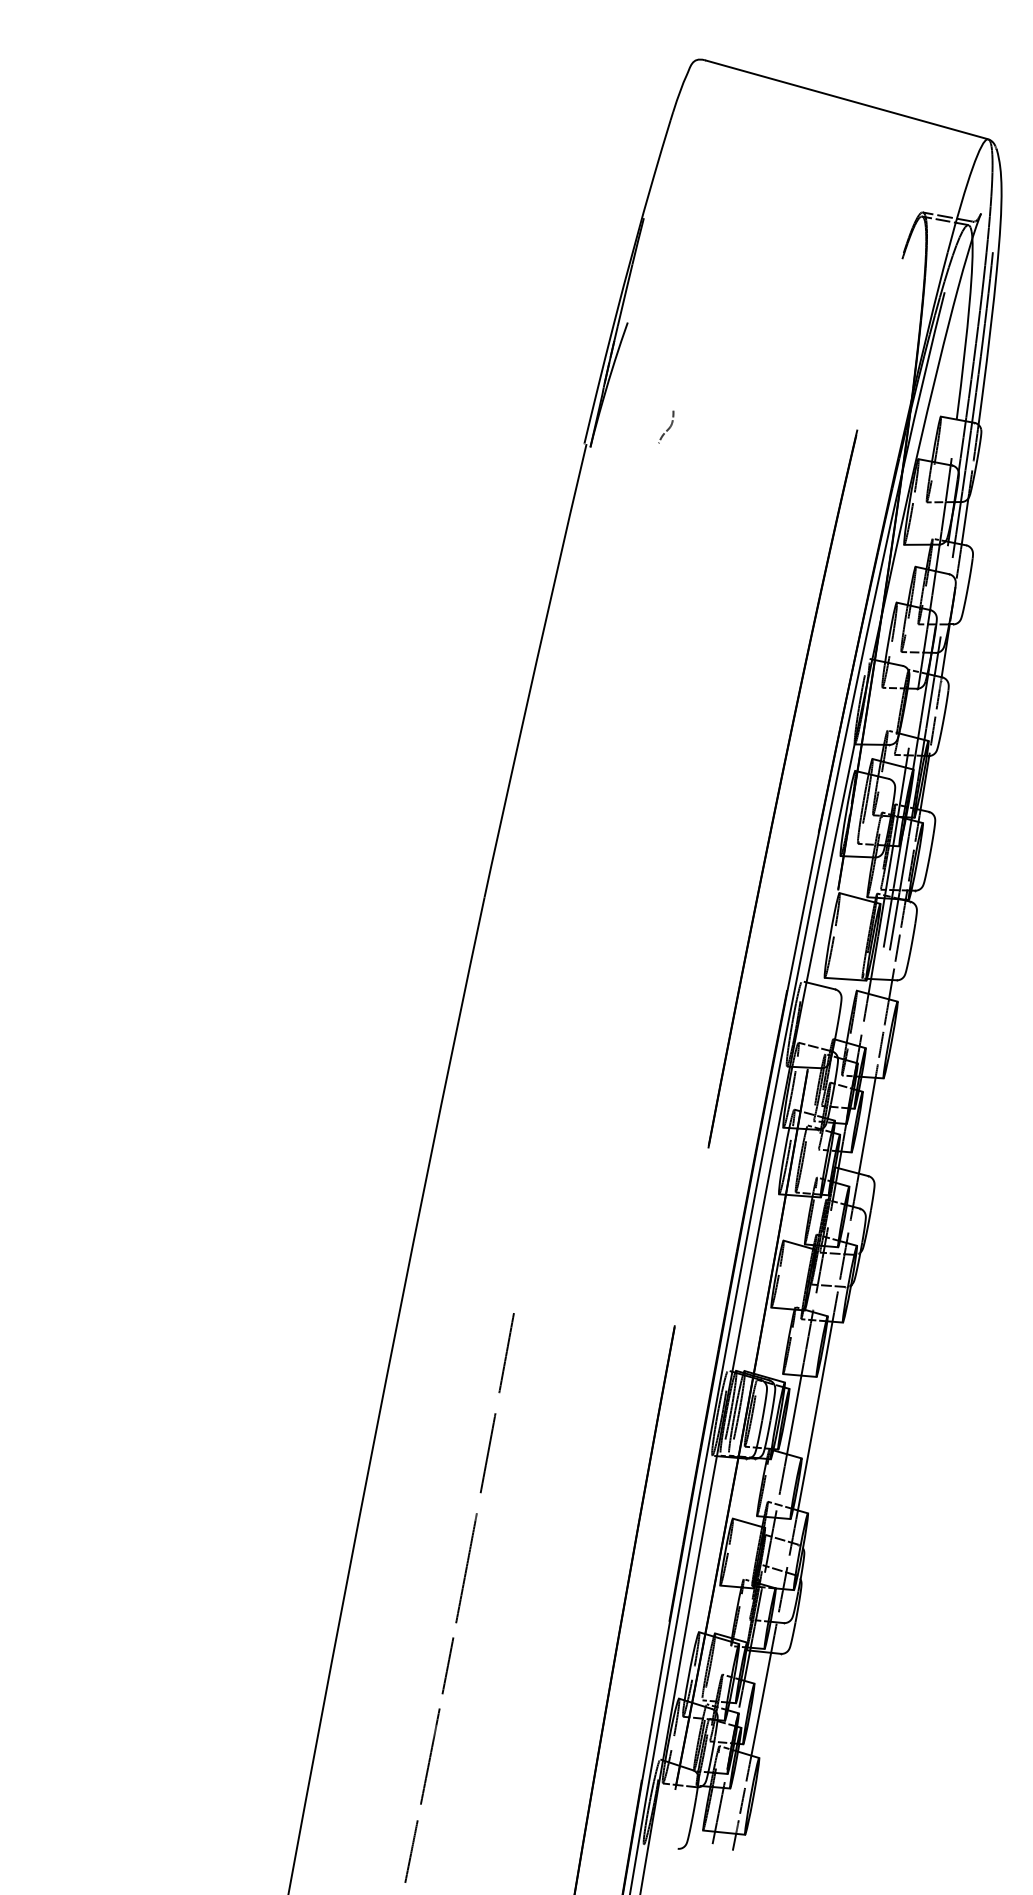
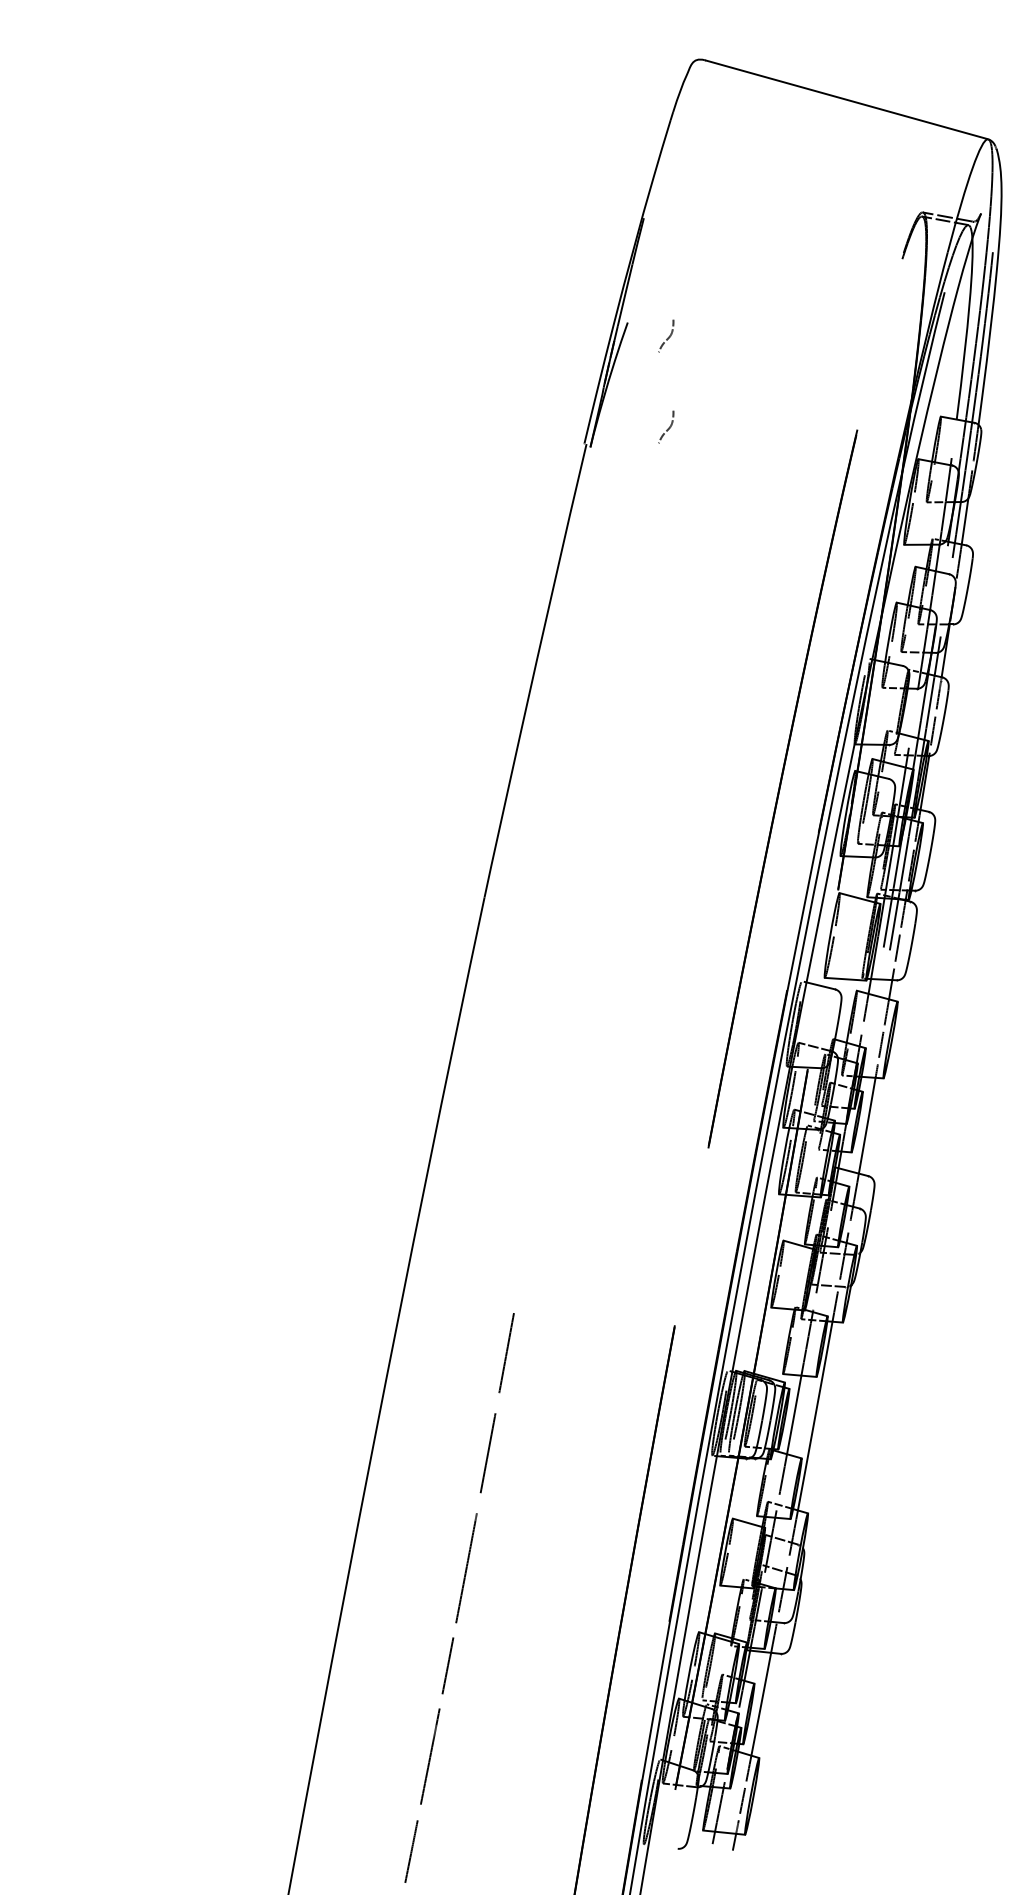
part: none -> present (666, 335)
